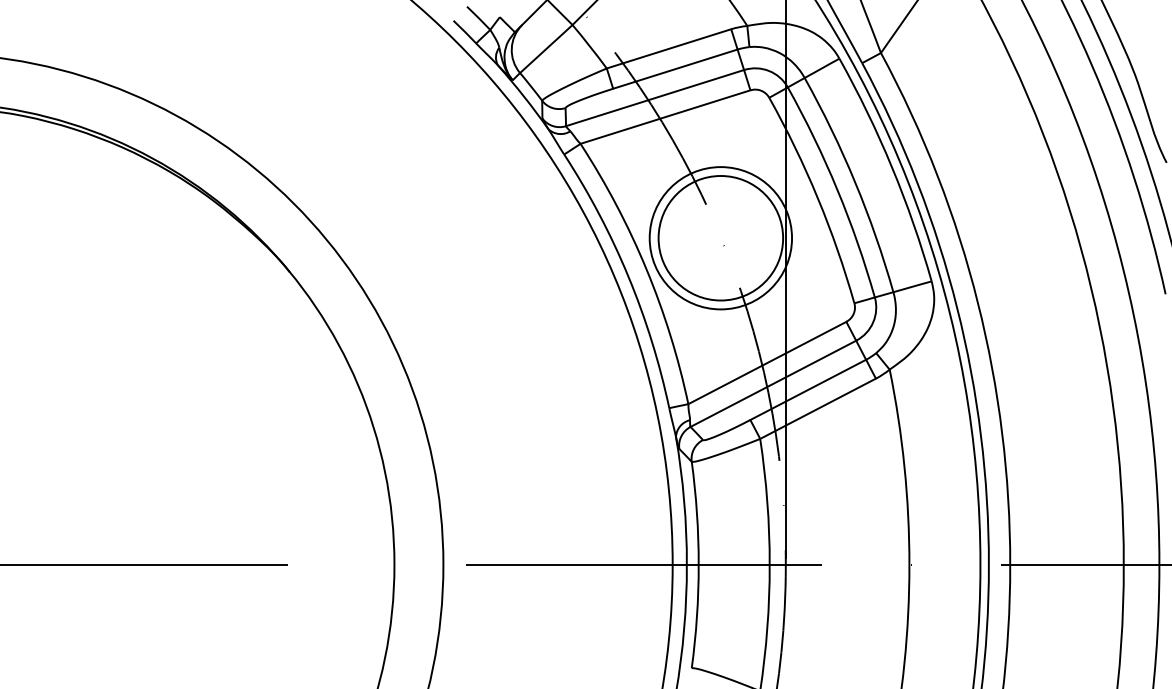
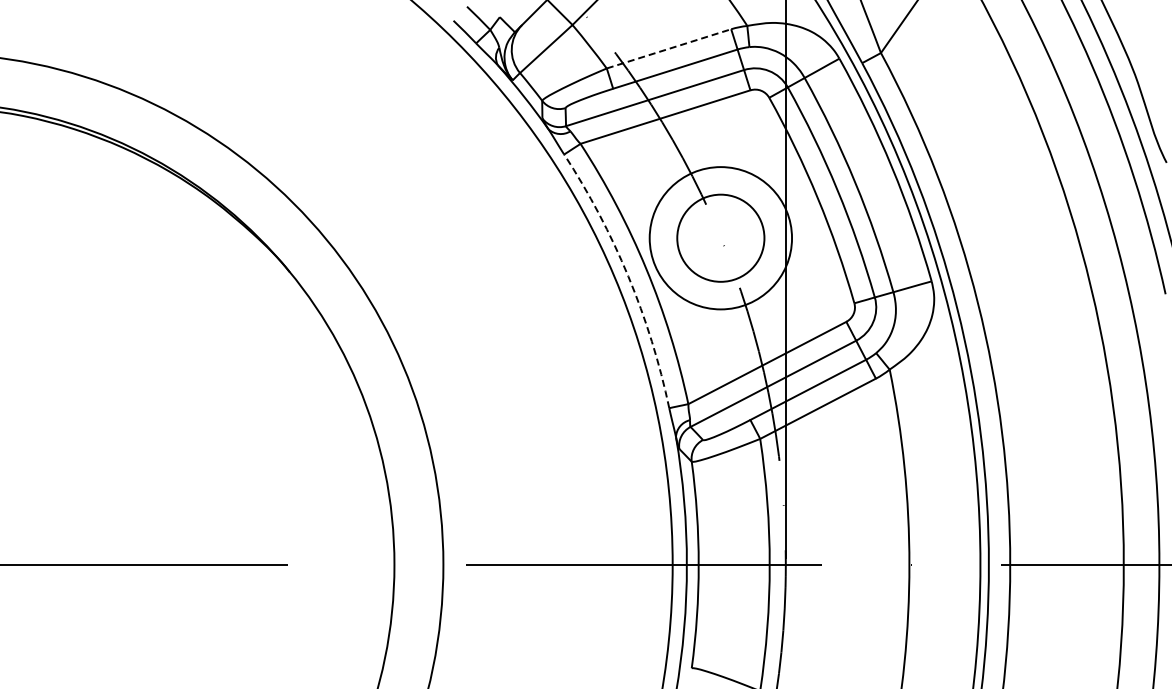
line: solid -> dashed (669, 48)
circle diameter: 125 px -> 87 px (720, 237)
arc: solid -> dashed (628, 276)
